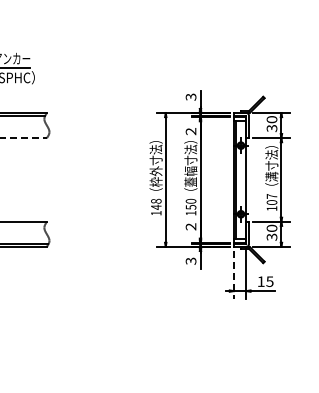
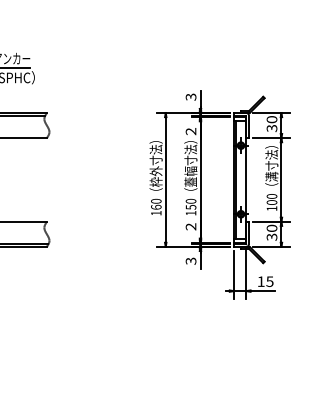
line: dashed -> solid (24, 138)
text: 107 -> 100 (271, 196)
text: 148 -> 160 (156, 203)
line: dashed -> solid (233, 275)
